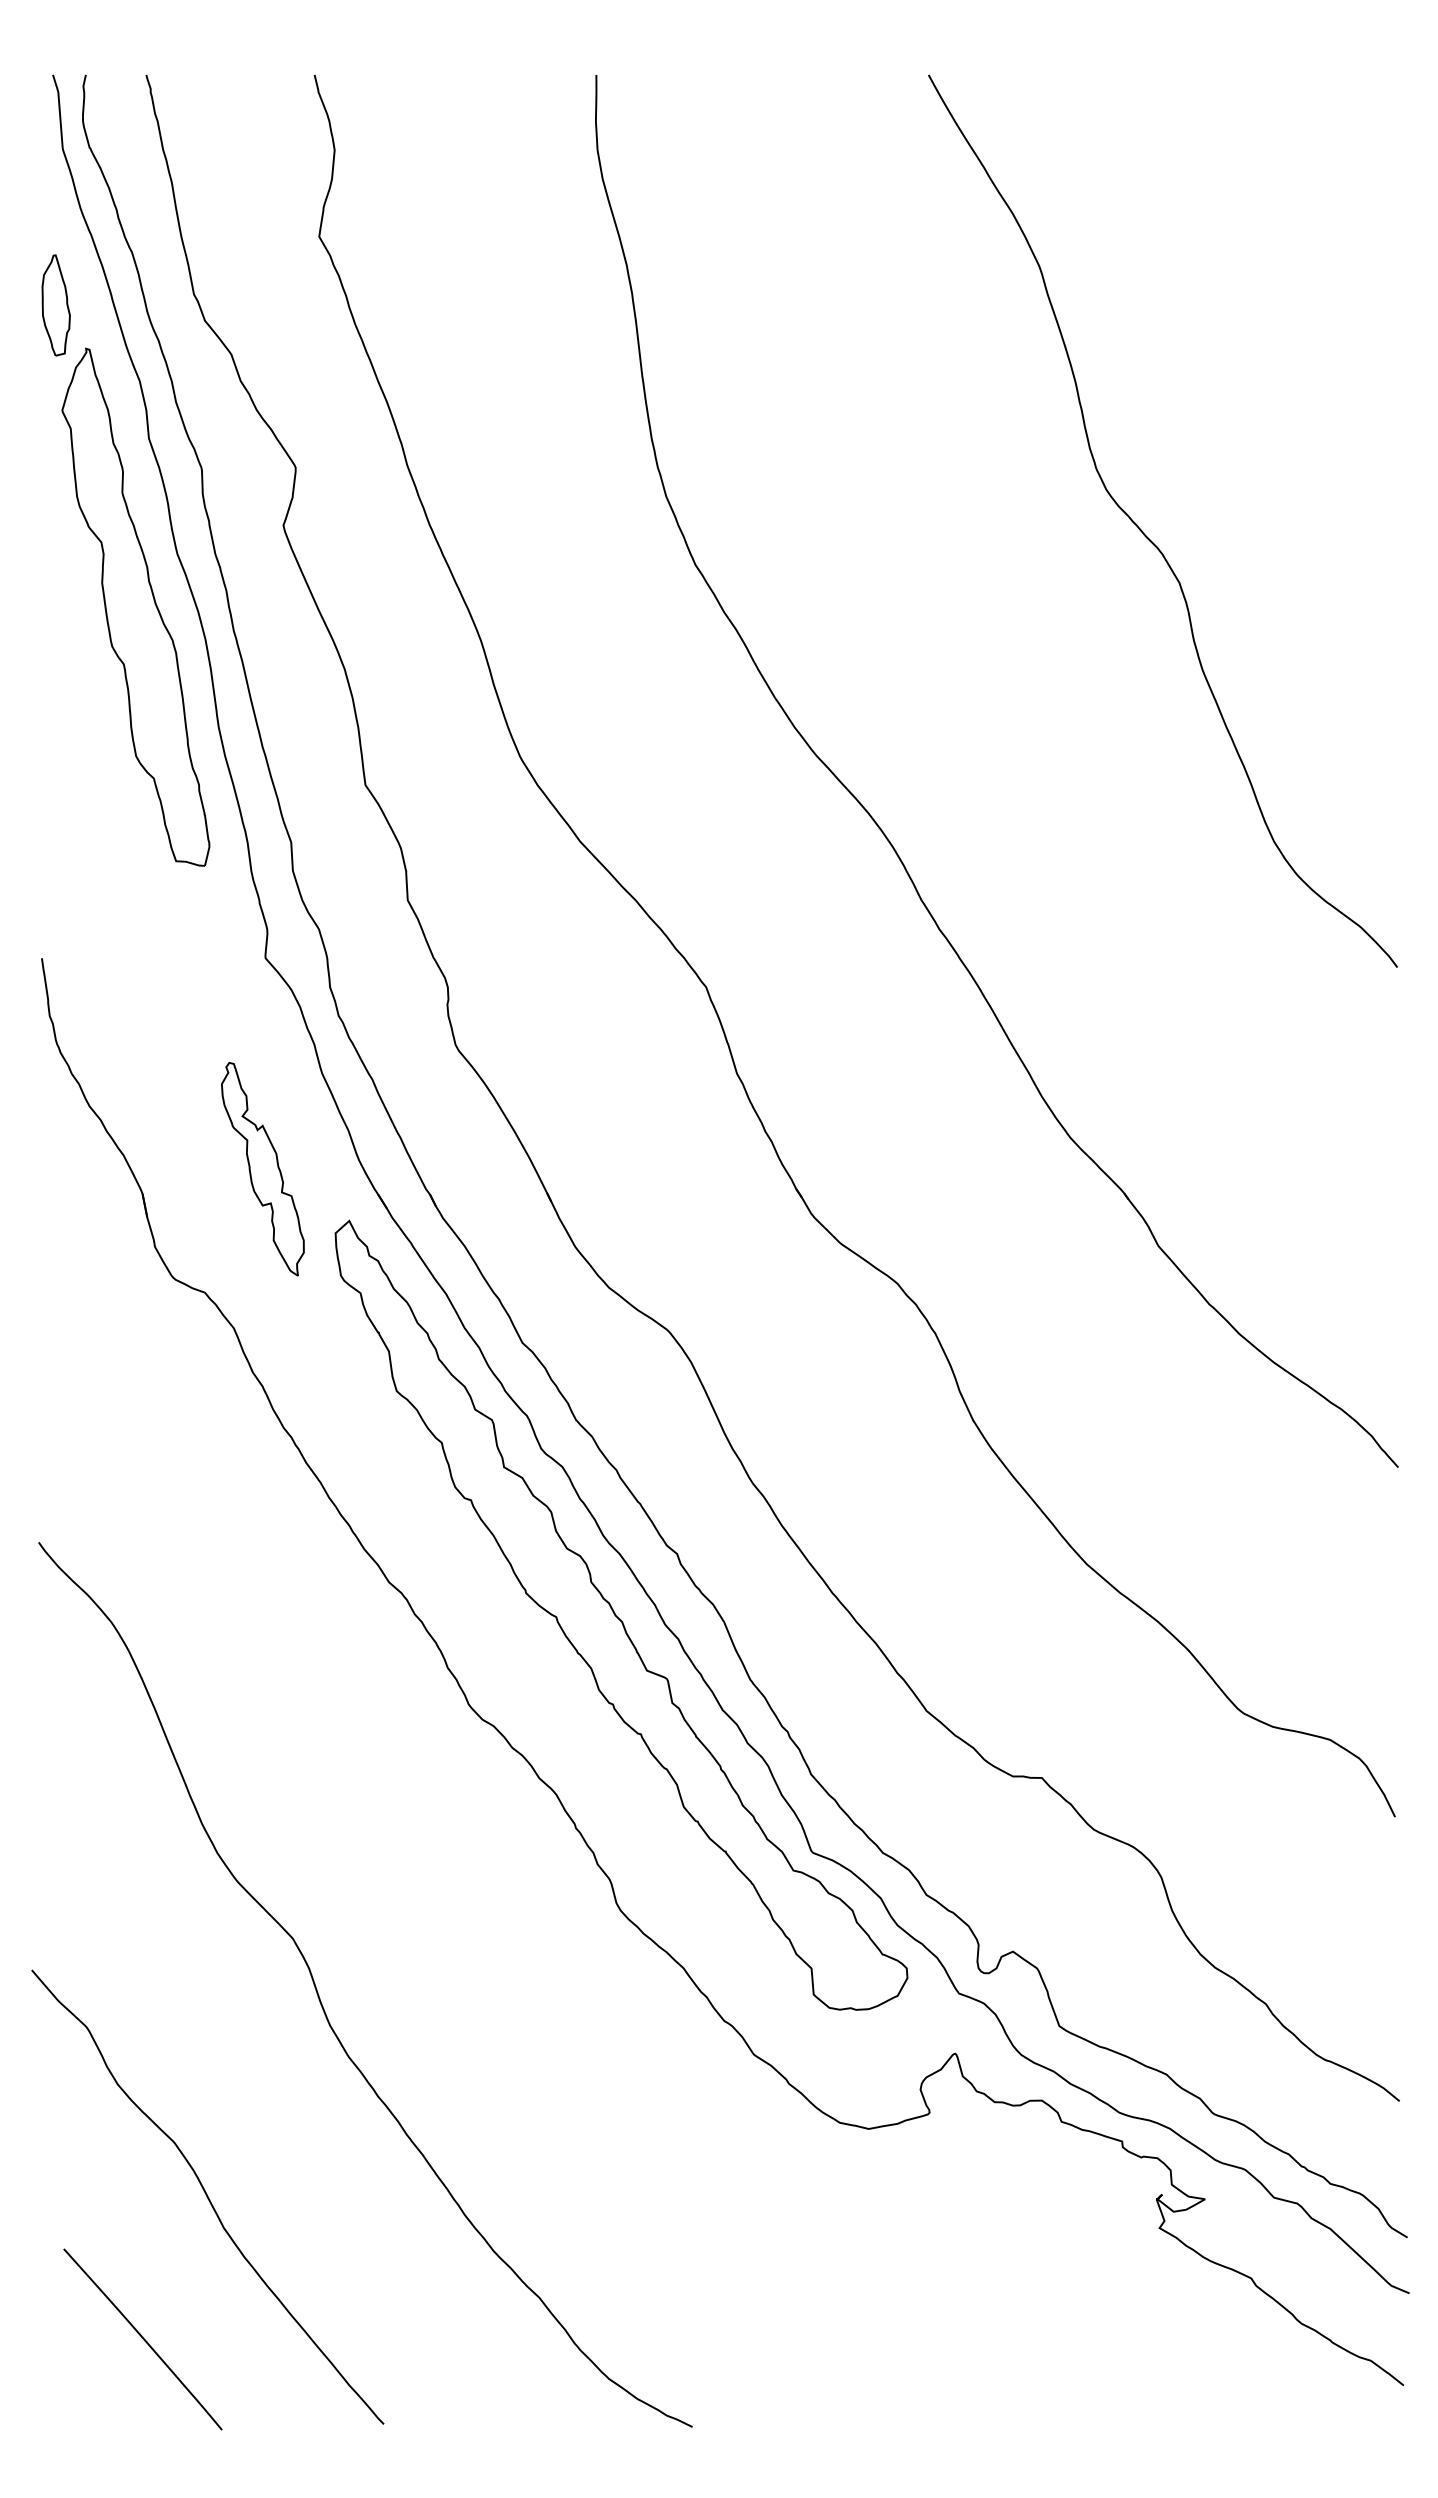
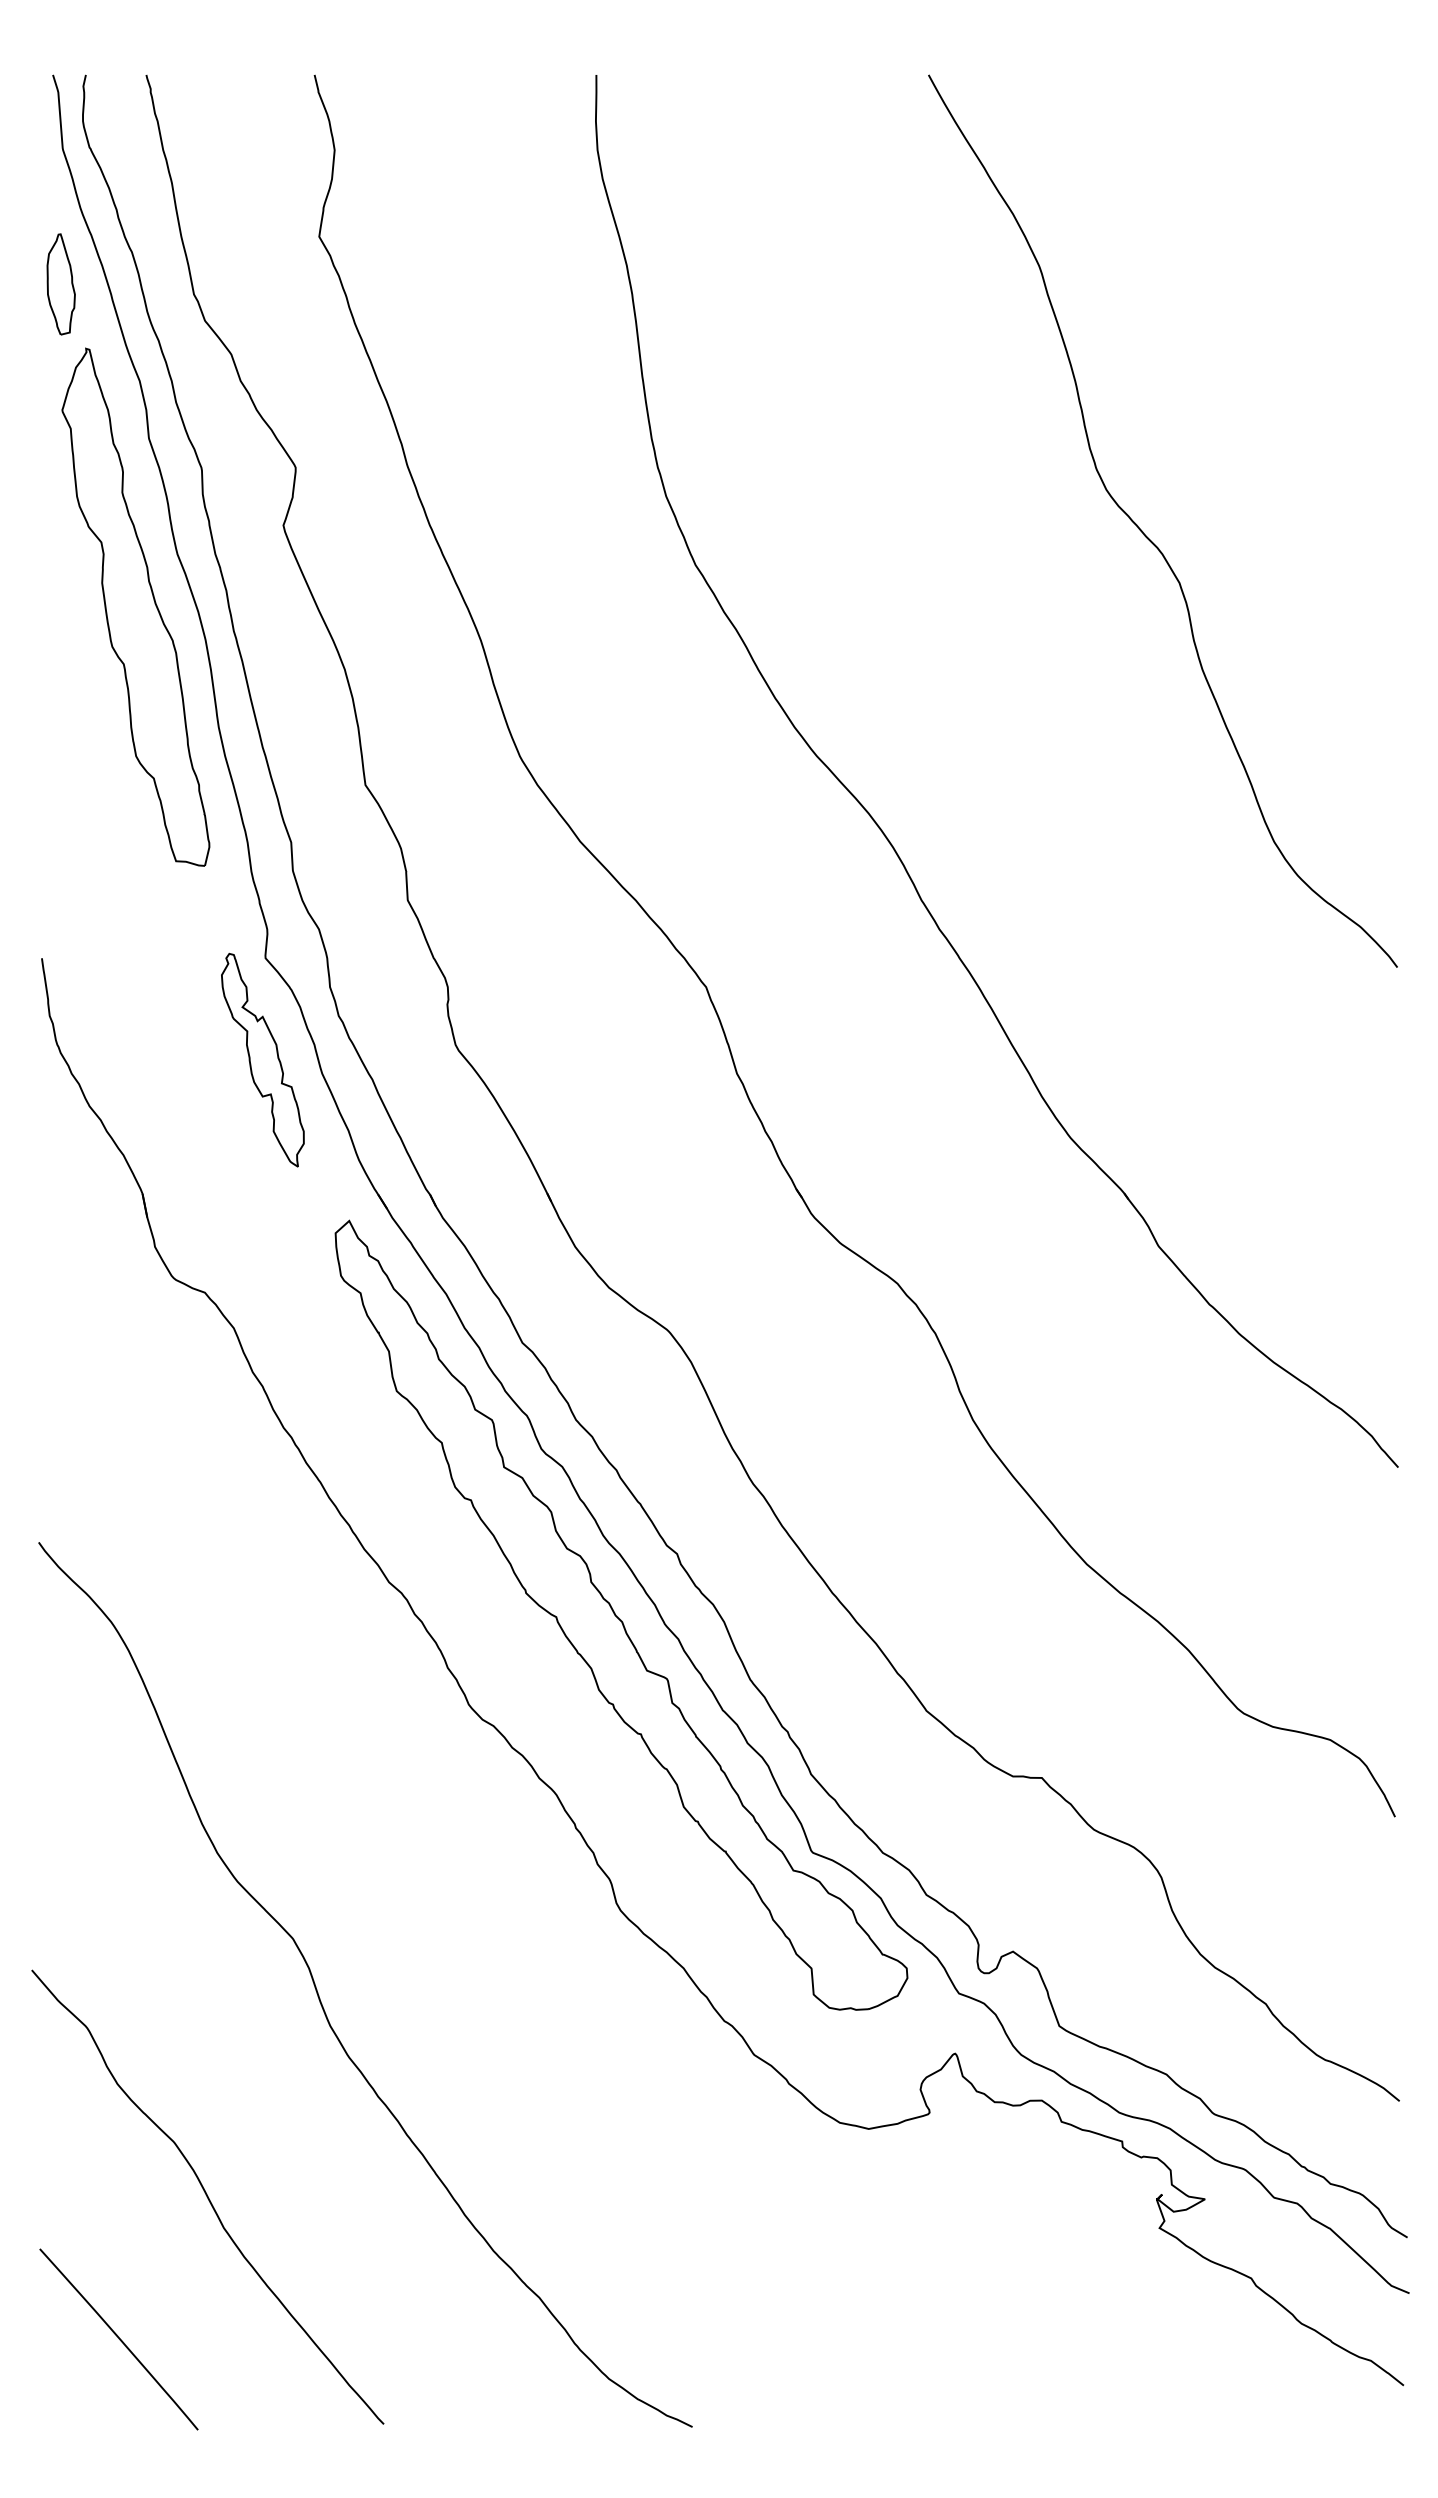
part position: (55, 305) -> (60, 284) (60, 284)
part position: (262, 1168) -> (262, 1059) (262, 1059)
curve position: (142, 2338) -> (118, 2338) (118, 2338)
